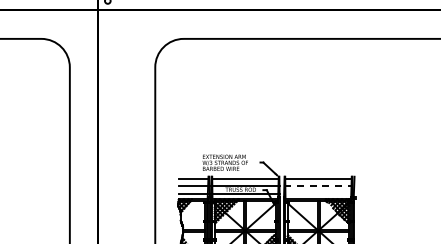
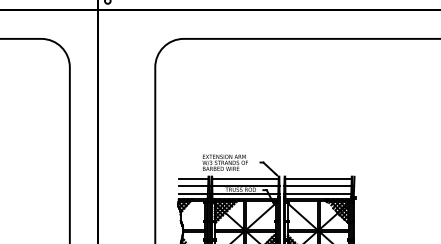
line: dashed -> solid (318, 186)
line: none -> present (318, 193)
